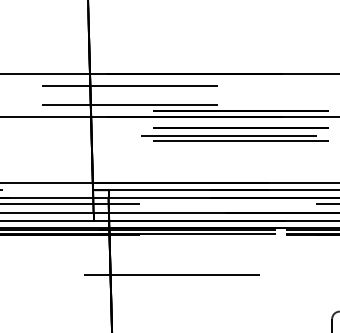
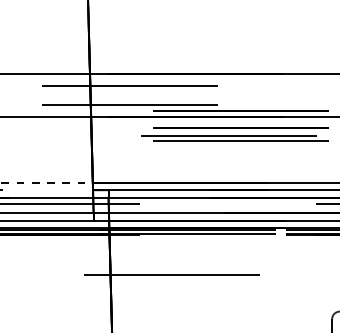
line: solid -> dashed (46, 182)
